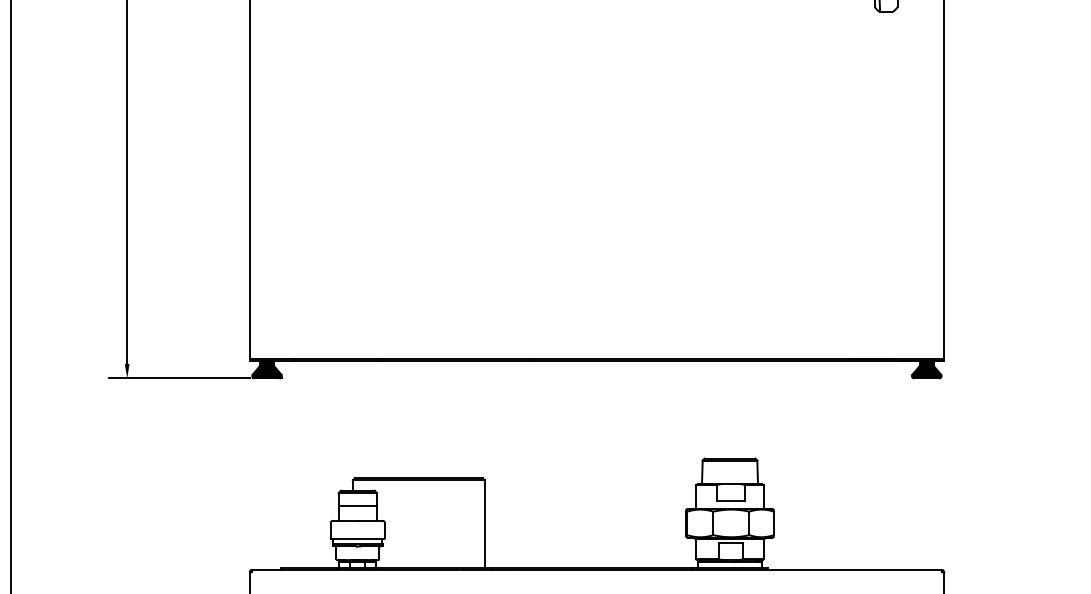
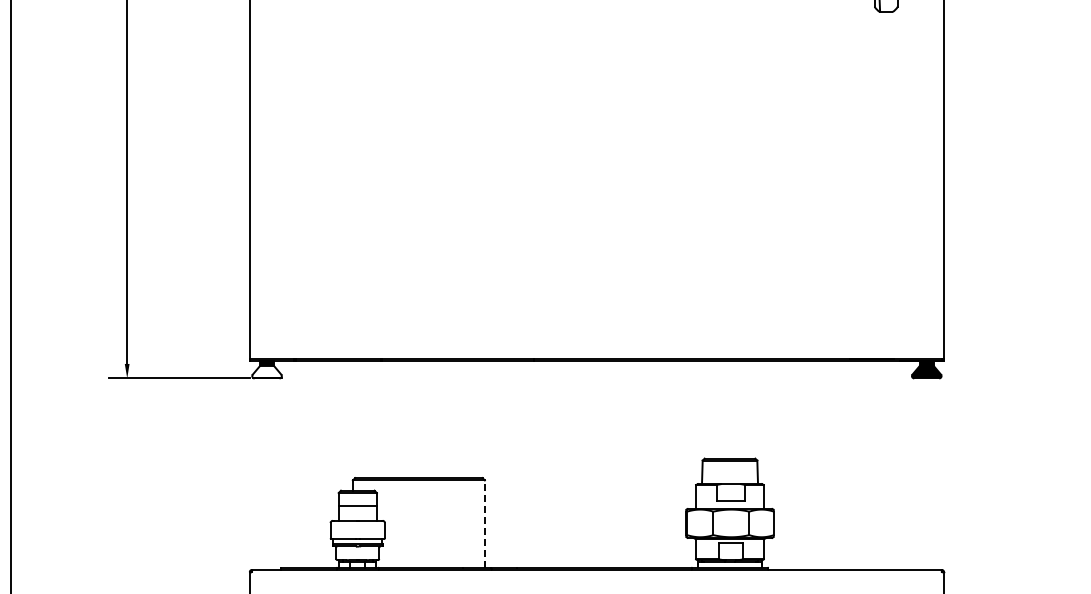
fill: present -> none (266, 371)
line: solid -> dashed (484, 524)
